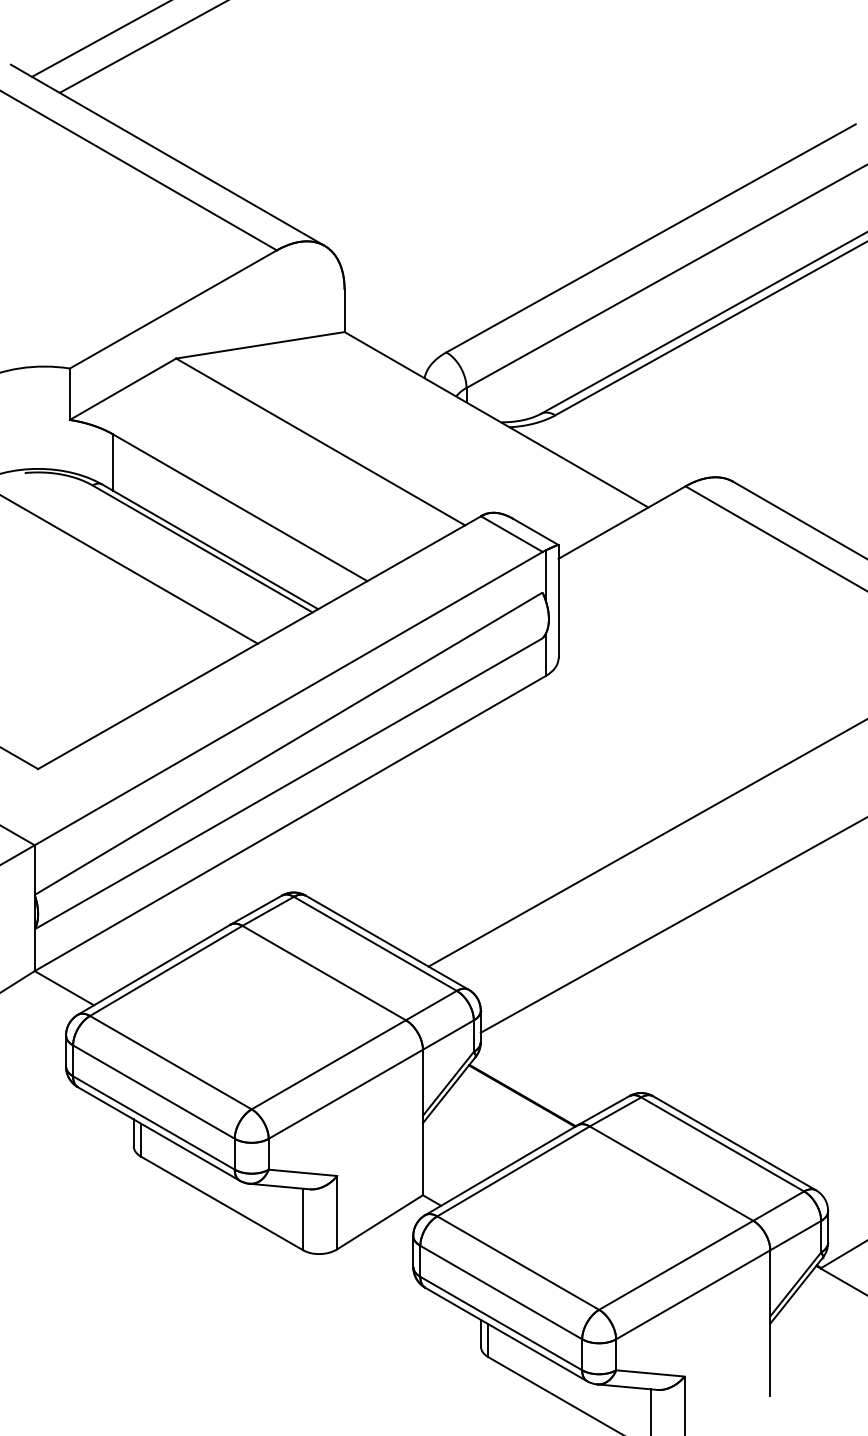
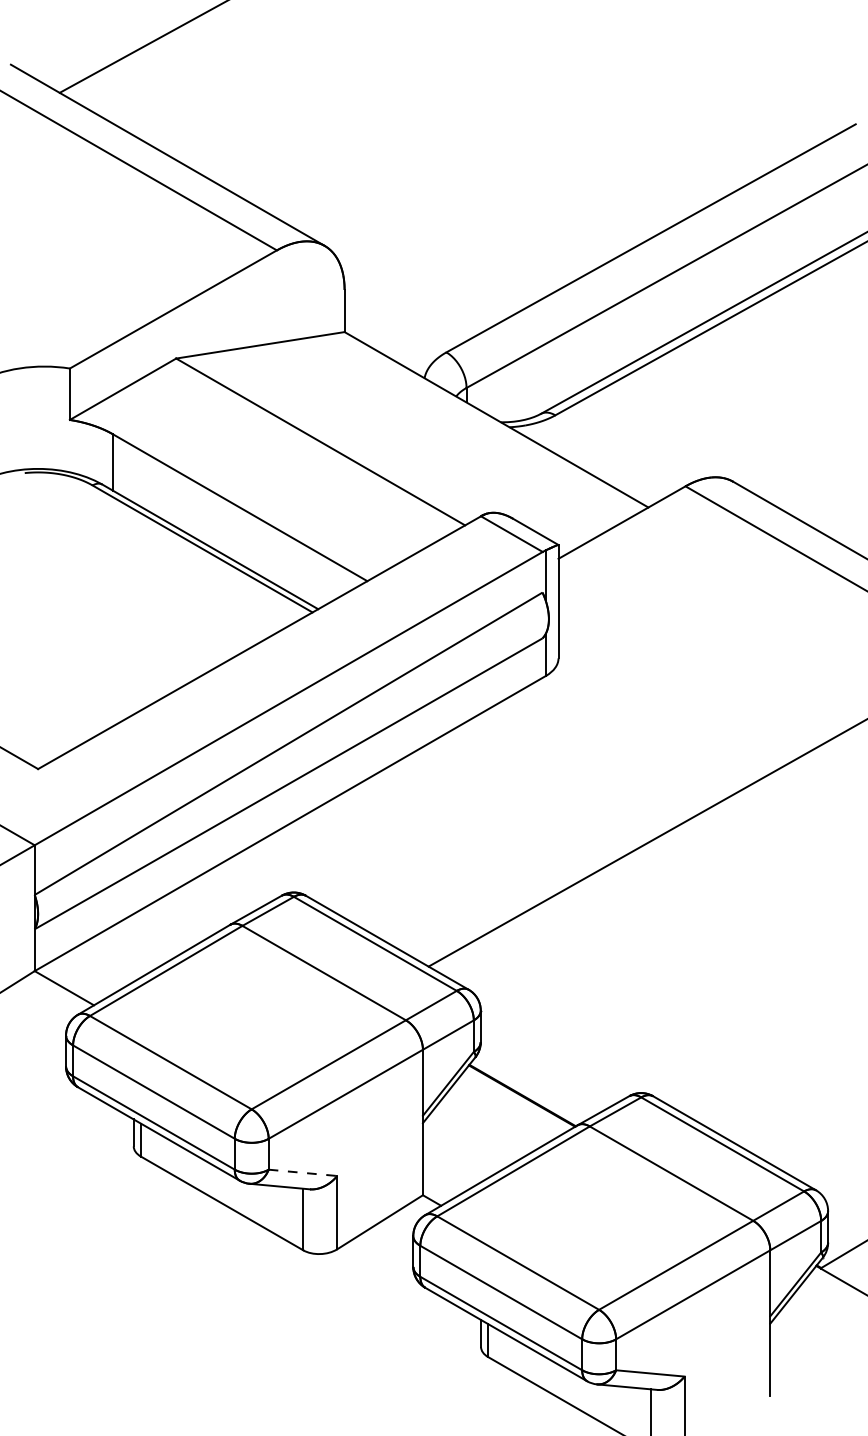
line: present -> none (99, 39)
line: present -> none (129, 569)
line: present -> none (672, 925)
line: solid -> dashed (303, 1172)
